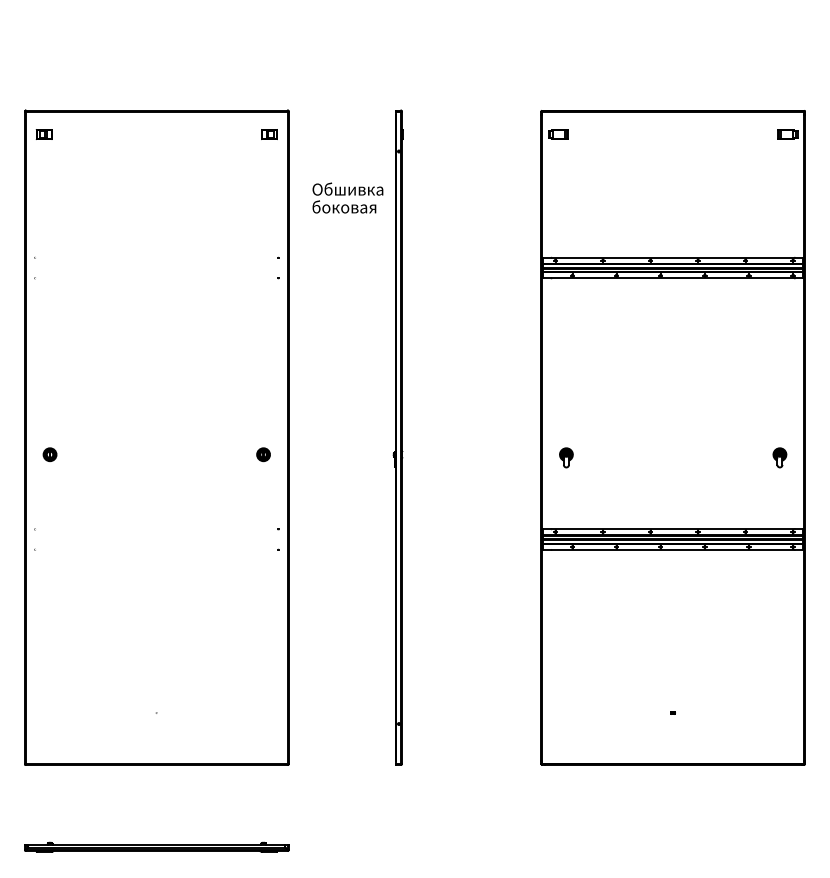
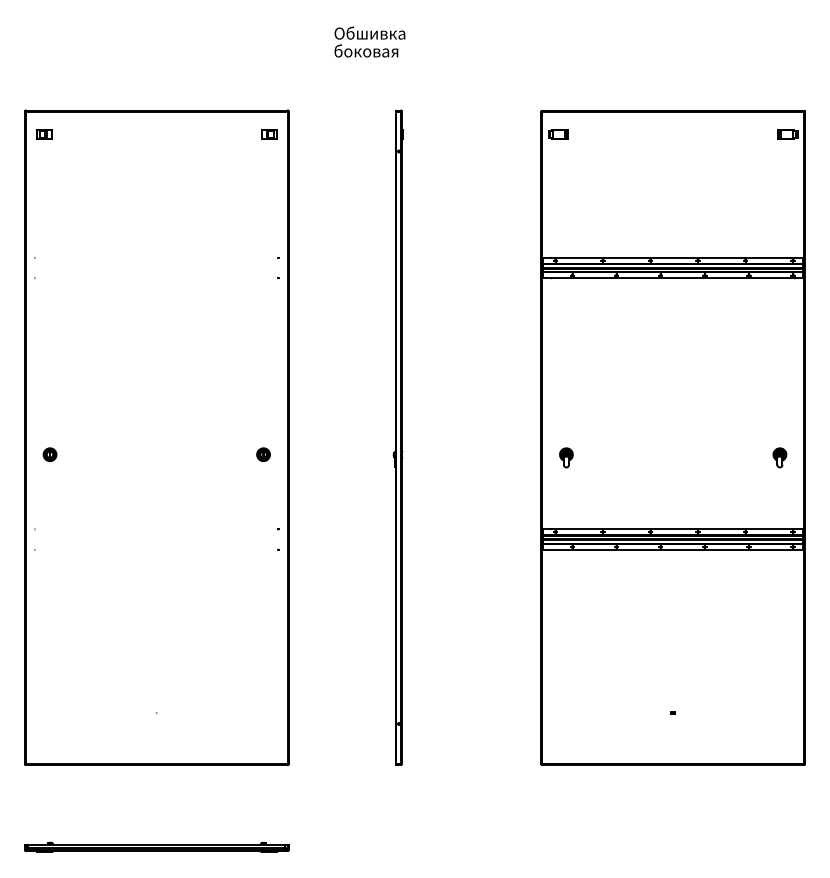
text position: (347, 197) -> (369, 41) (369, 41)
